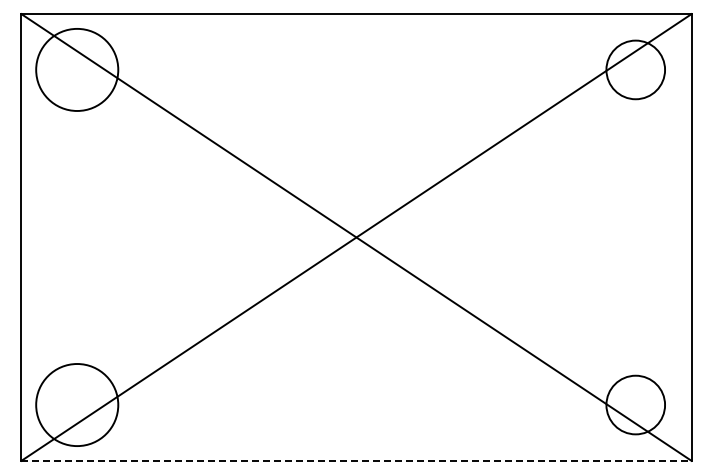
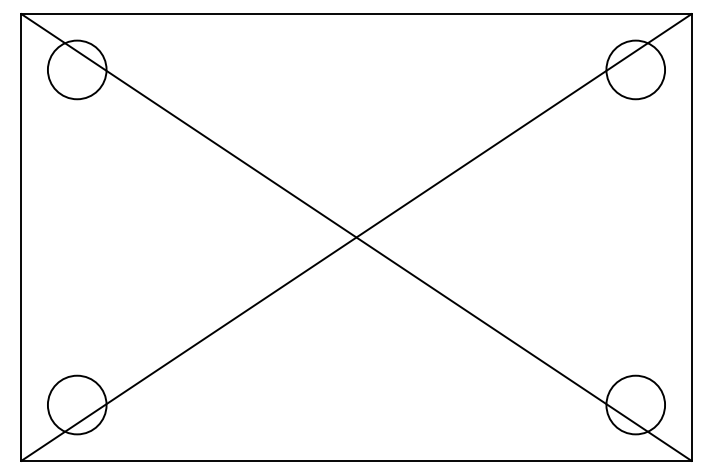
circle diameter: 82 px -> 59 px (76, 69)
circle diameter: 82 px -> 59 px (76, 404)
line: dashed -> solid (356, 460)
